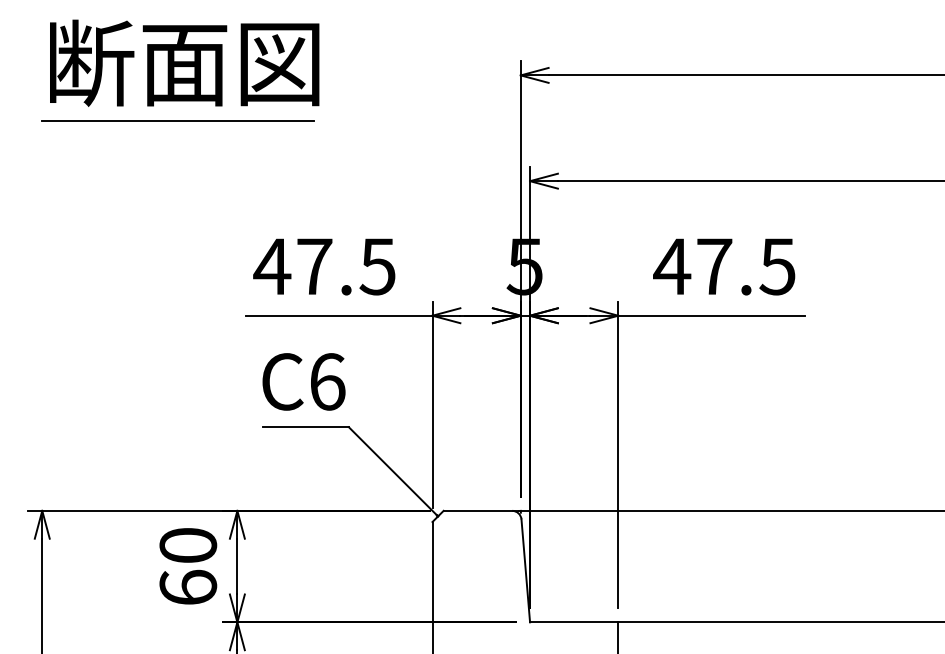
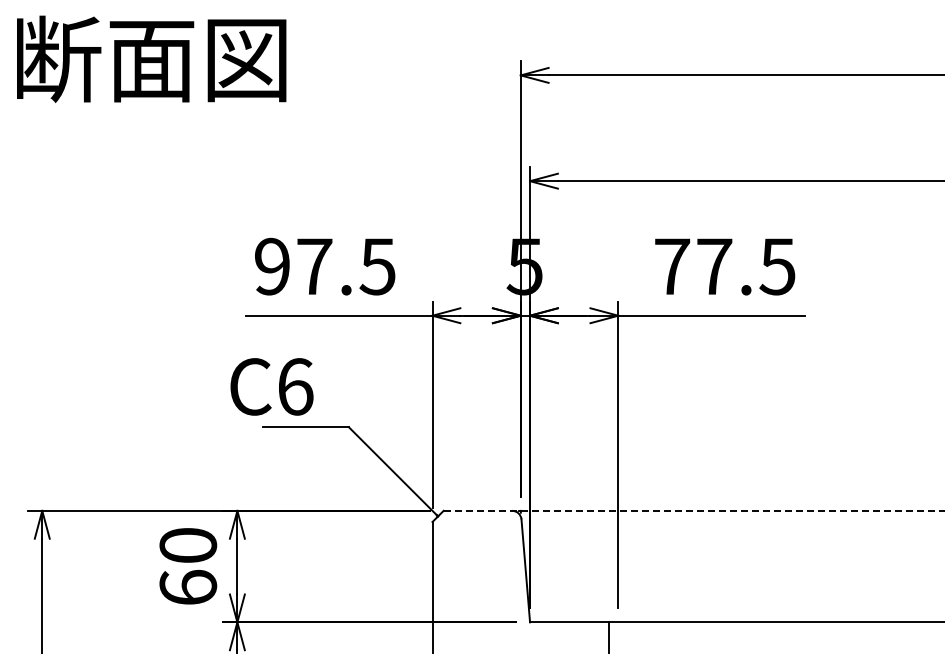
text position: (184, 62) -> (151, 58) (151, 58)
line: present -> none (178, 120)
text: 47.5 -> 97.5 (272, 266)
text: 47.5 -> 77.5 (672, 266)
text position: (303, 381) -> (271, 386) (271, 386)
line: solid -> dashed (694, 510)
line position: (618, 636) -> (609, 636) (609, 636)
